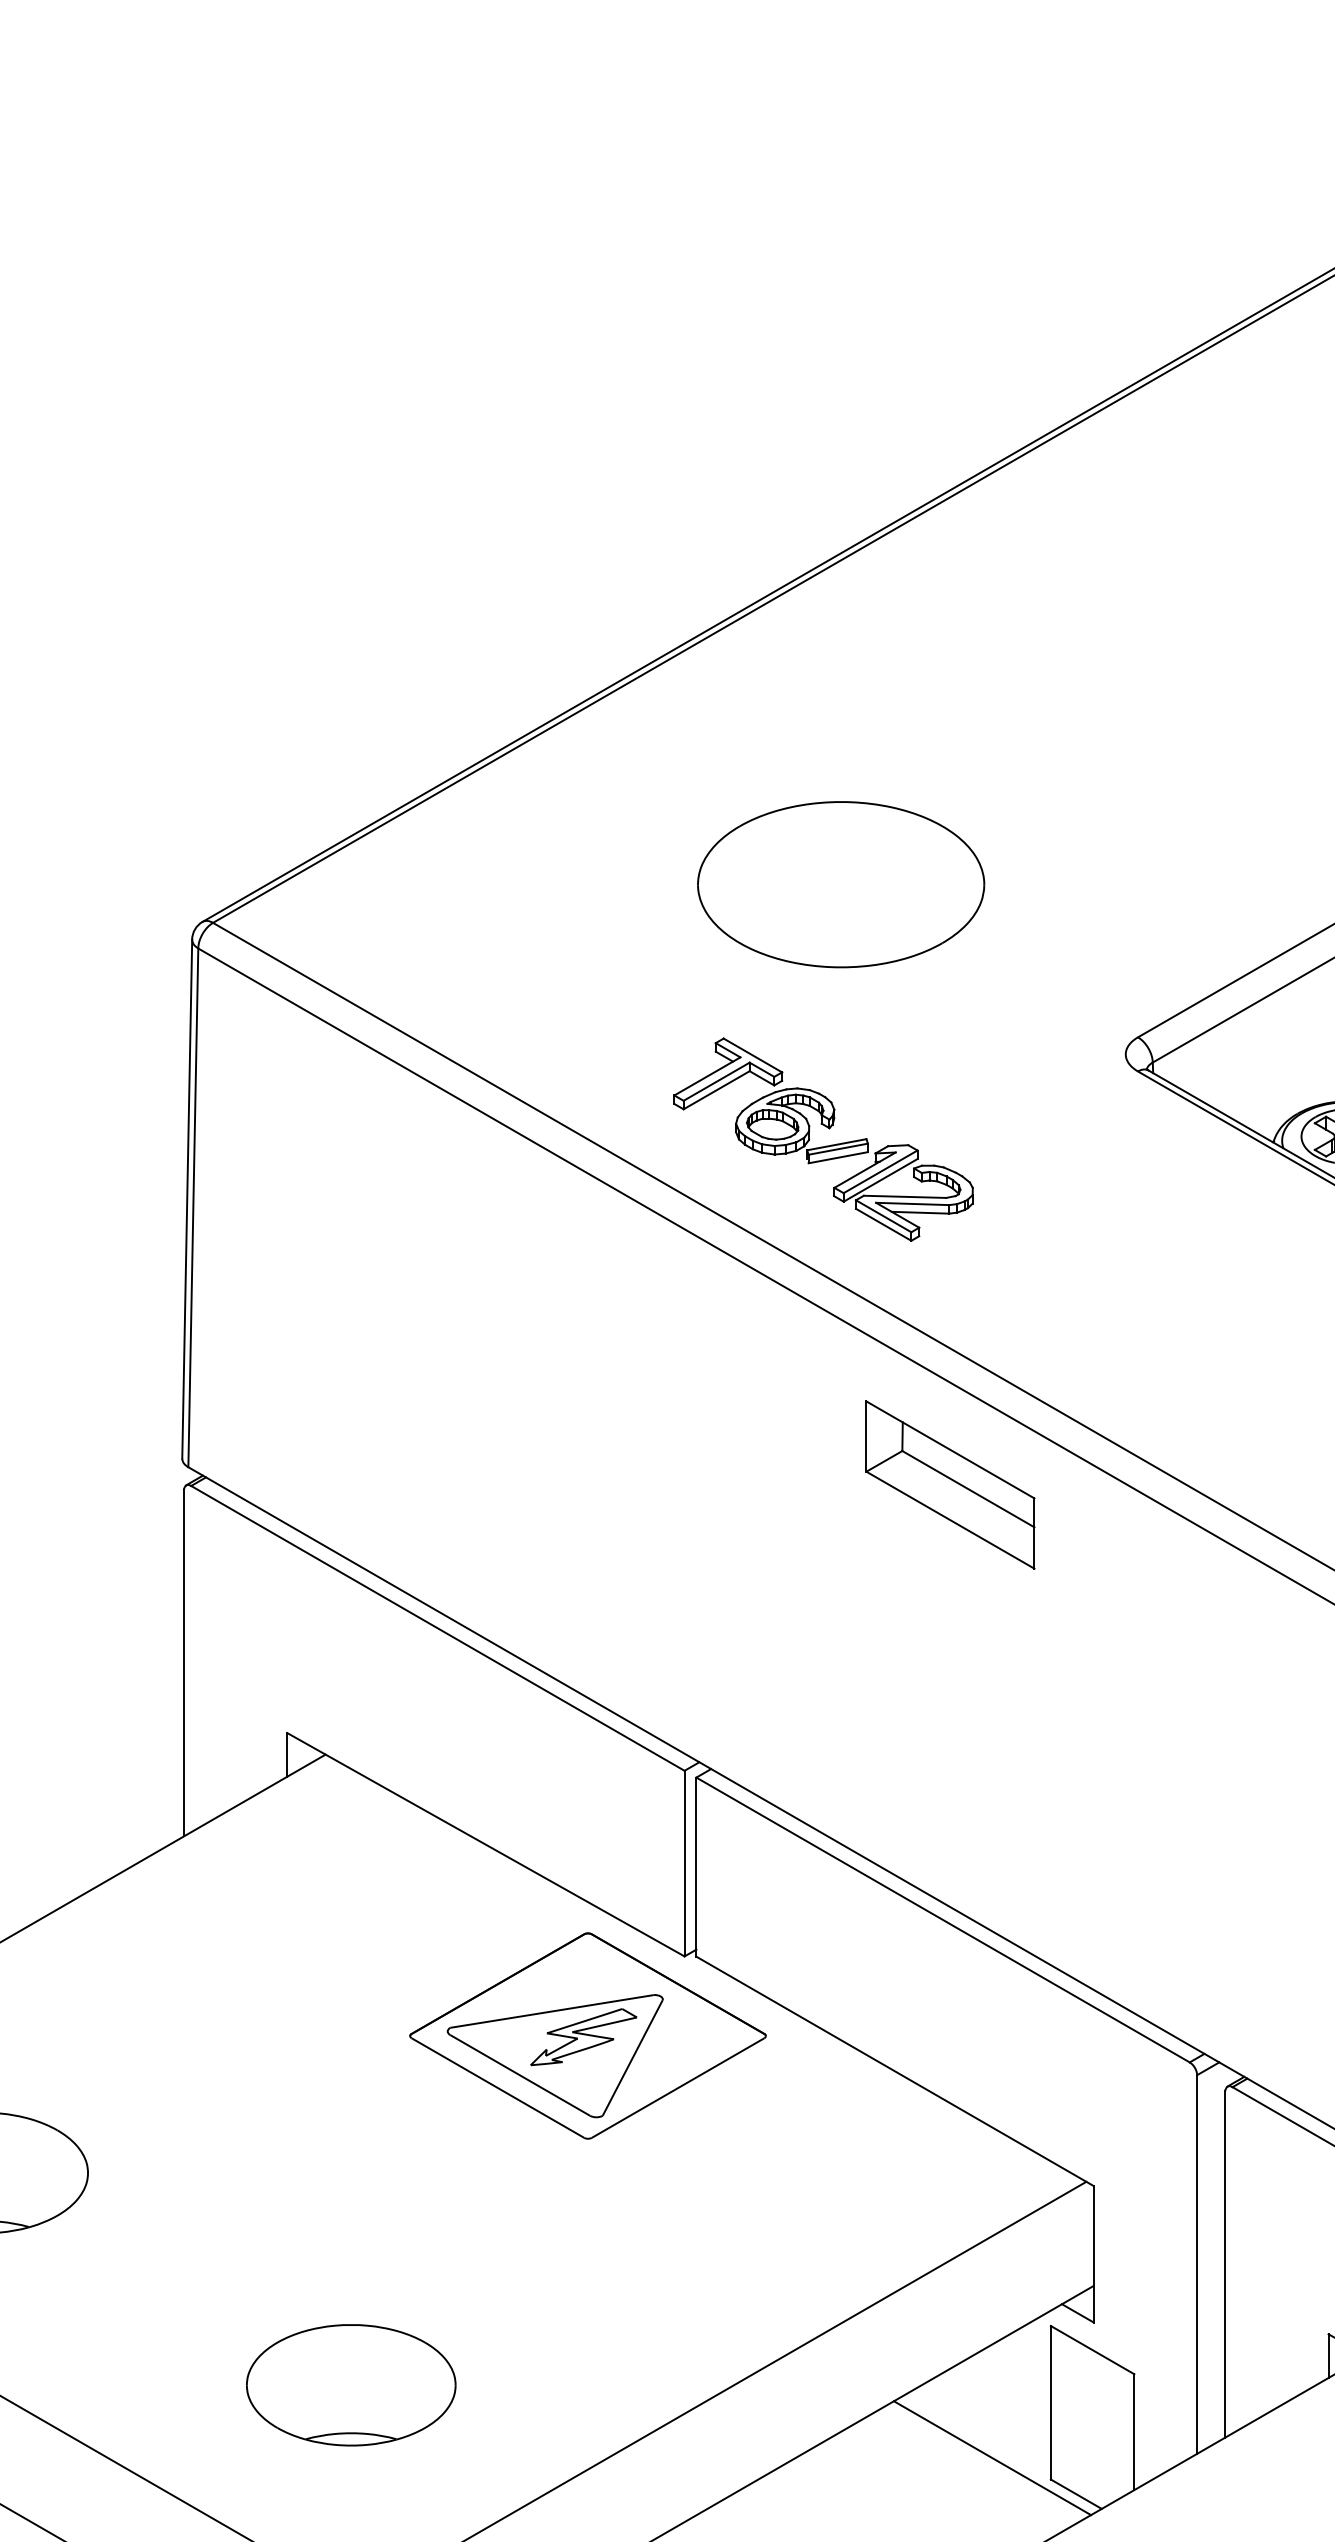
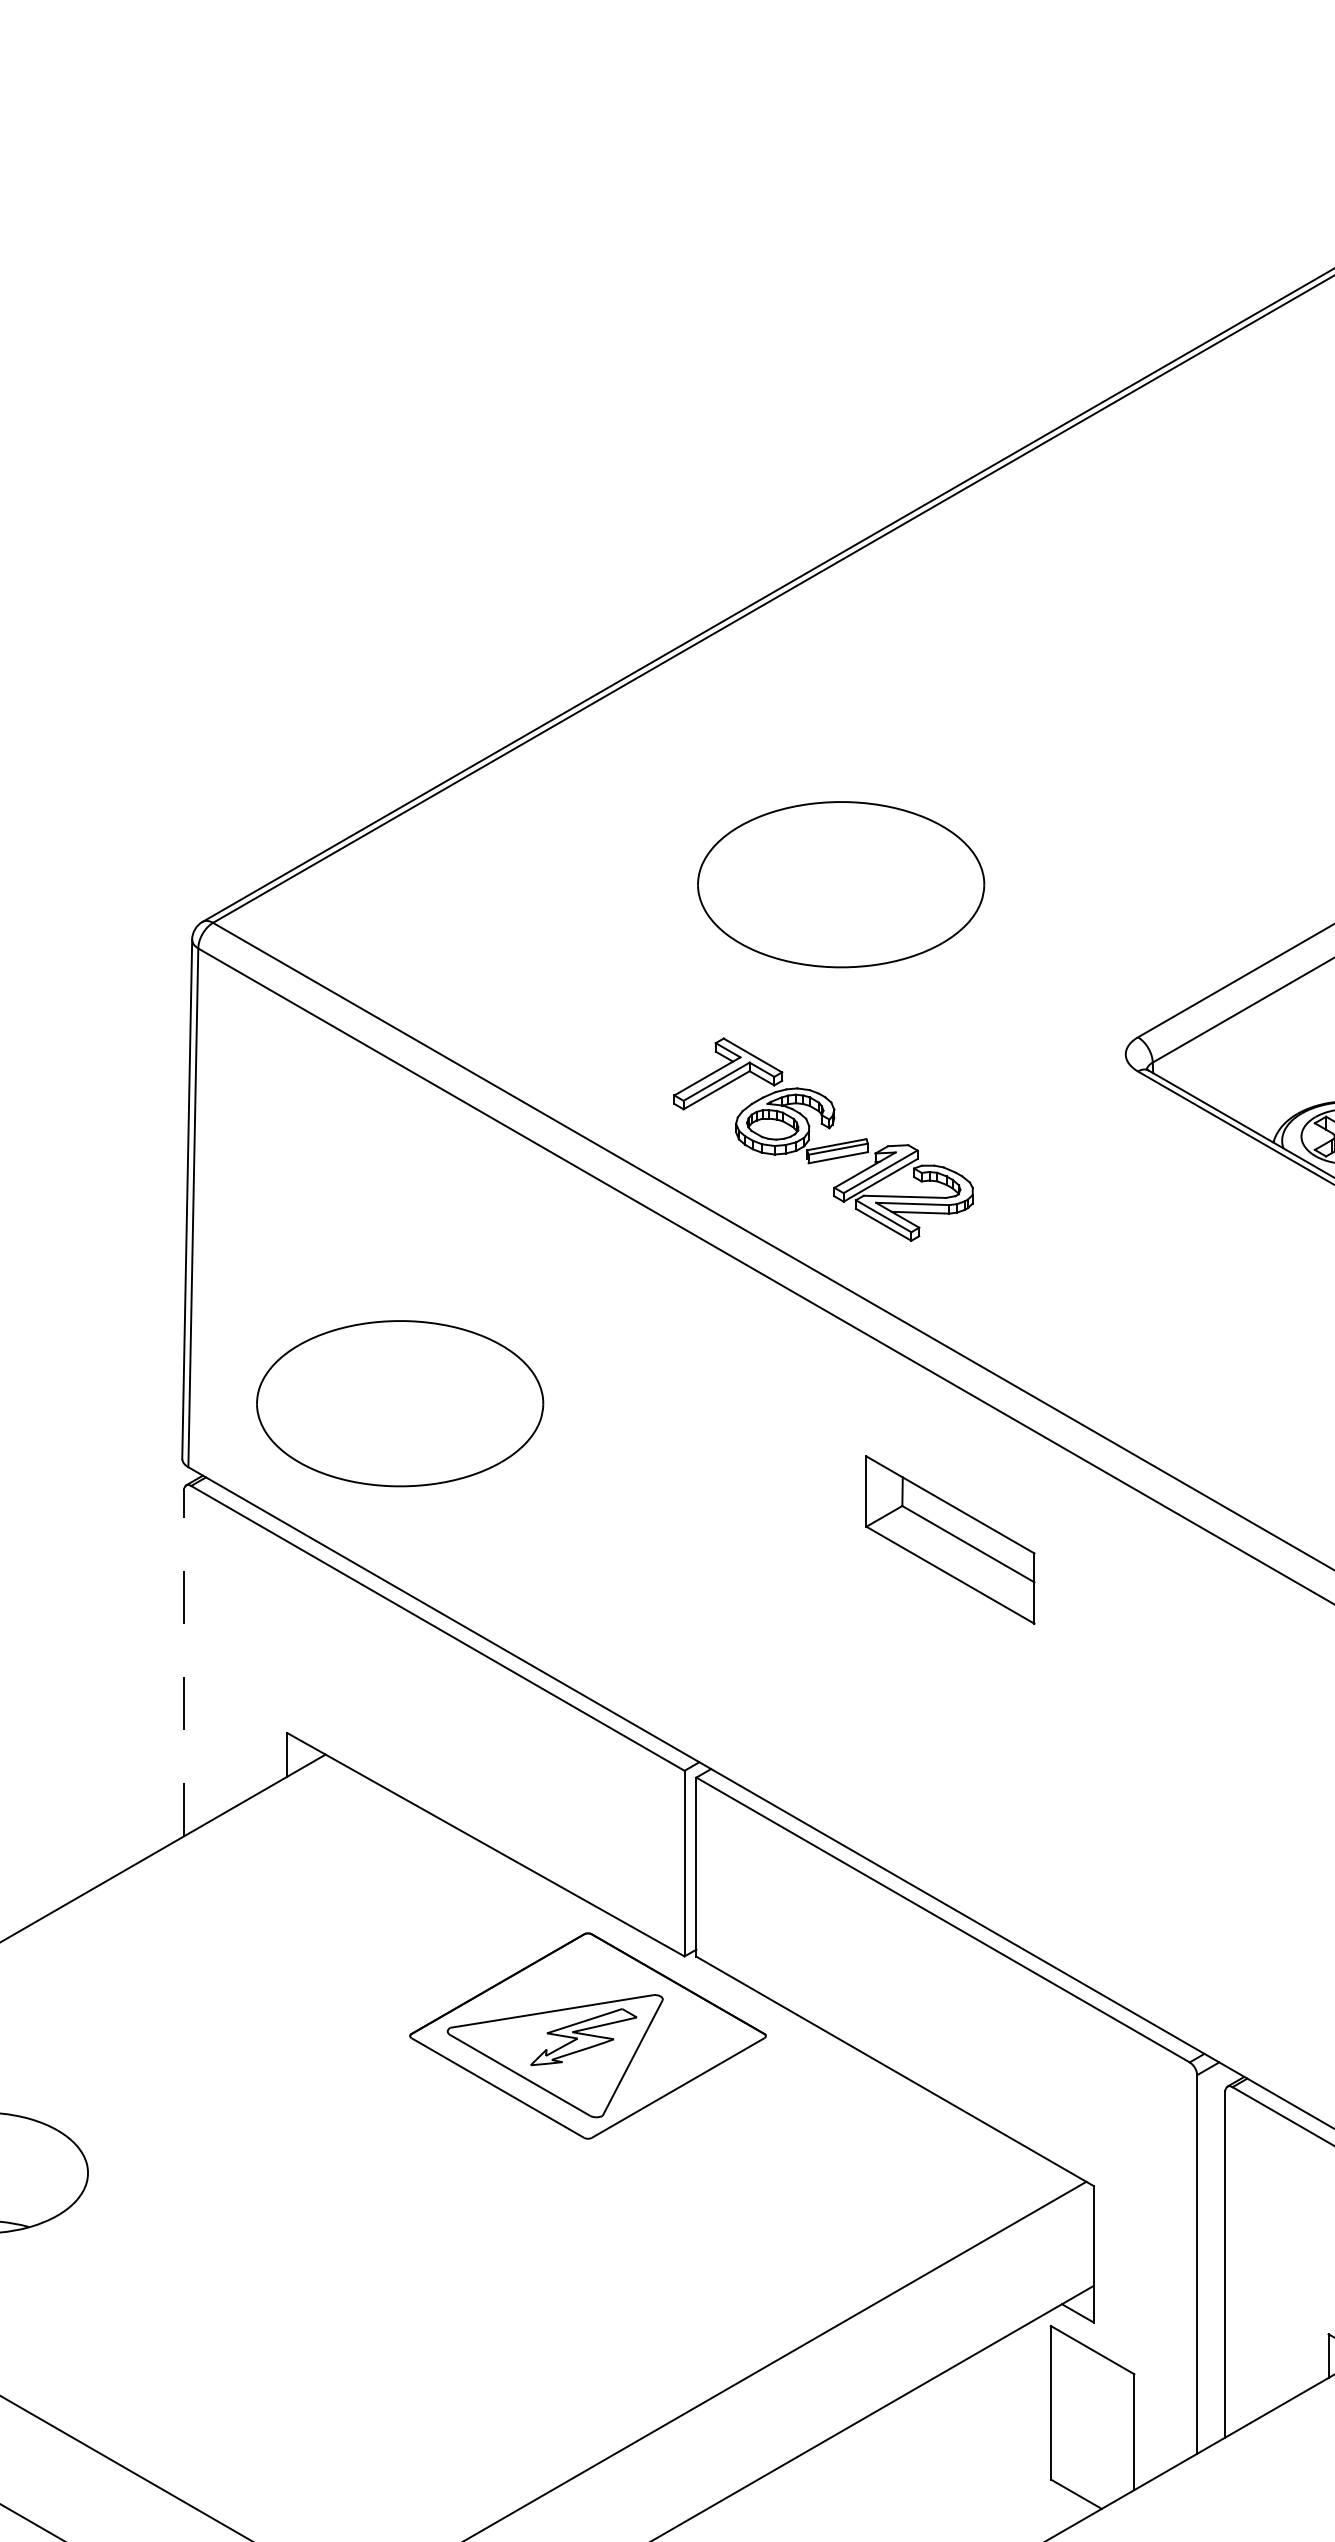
part: none -> present (400, 1403)
part position: (950, 1484) -> (950, 1539) (950, 1539)
line: solid -> dashed (183, 1662)
part: present -> none (351, 2385)
line: present -> none (992, 2458)
